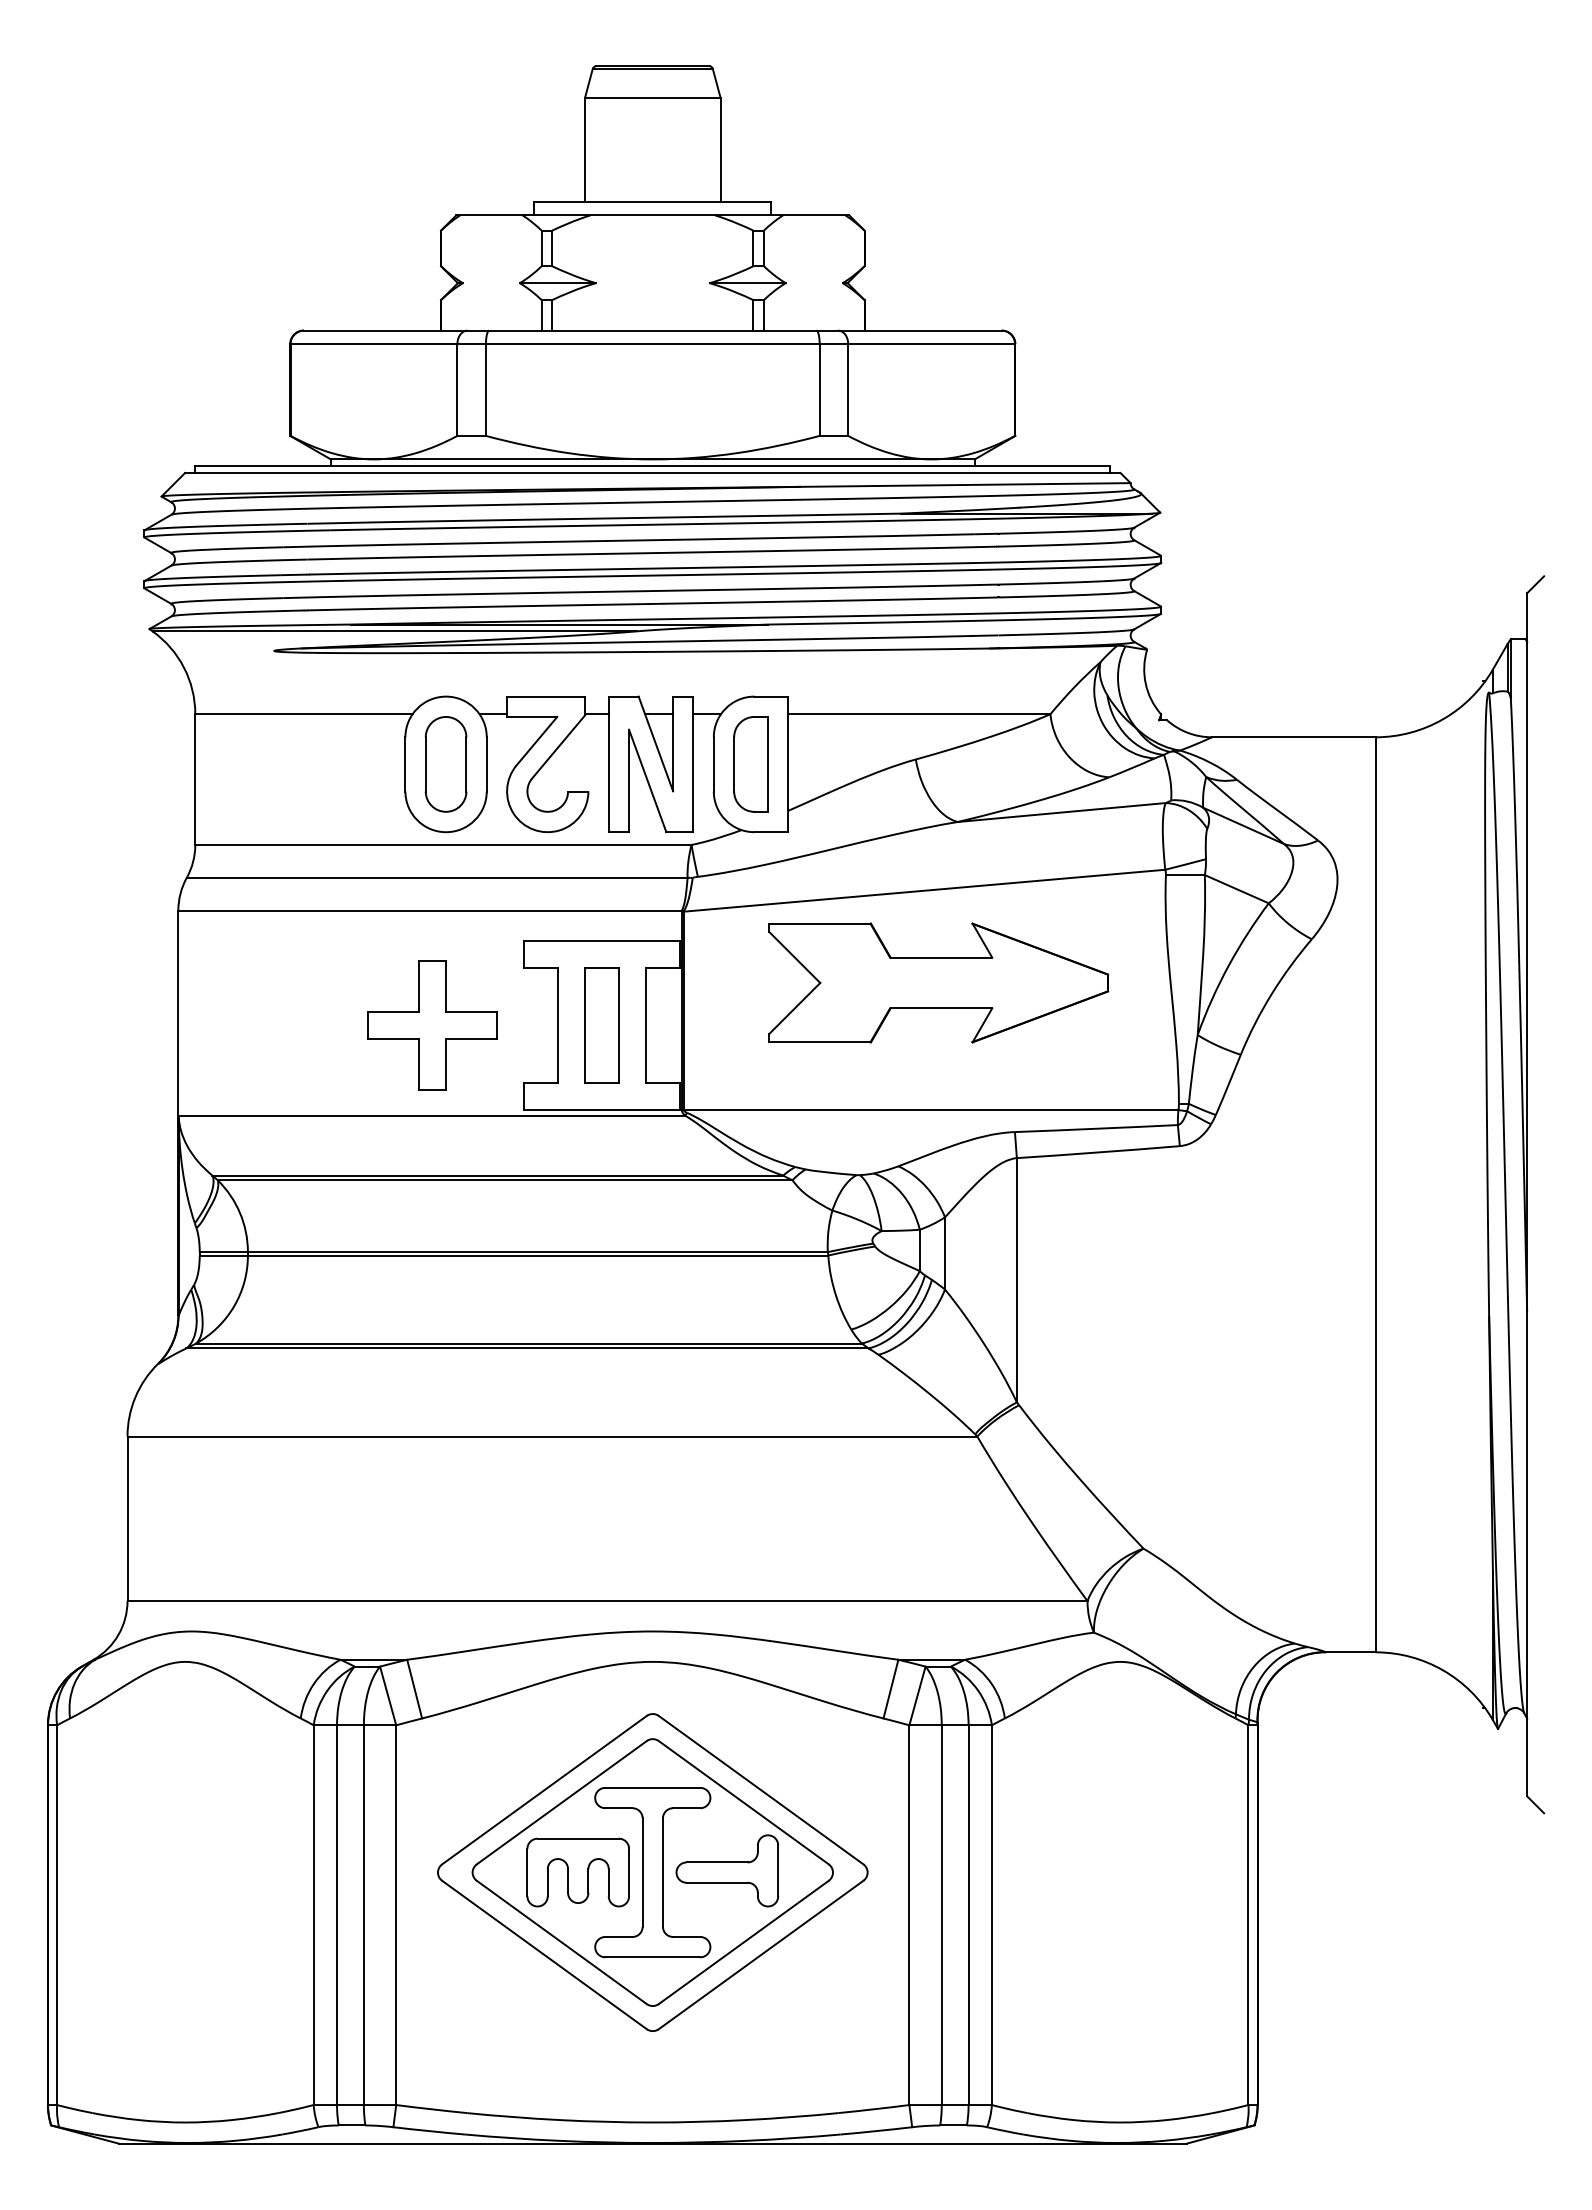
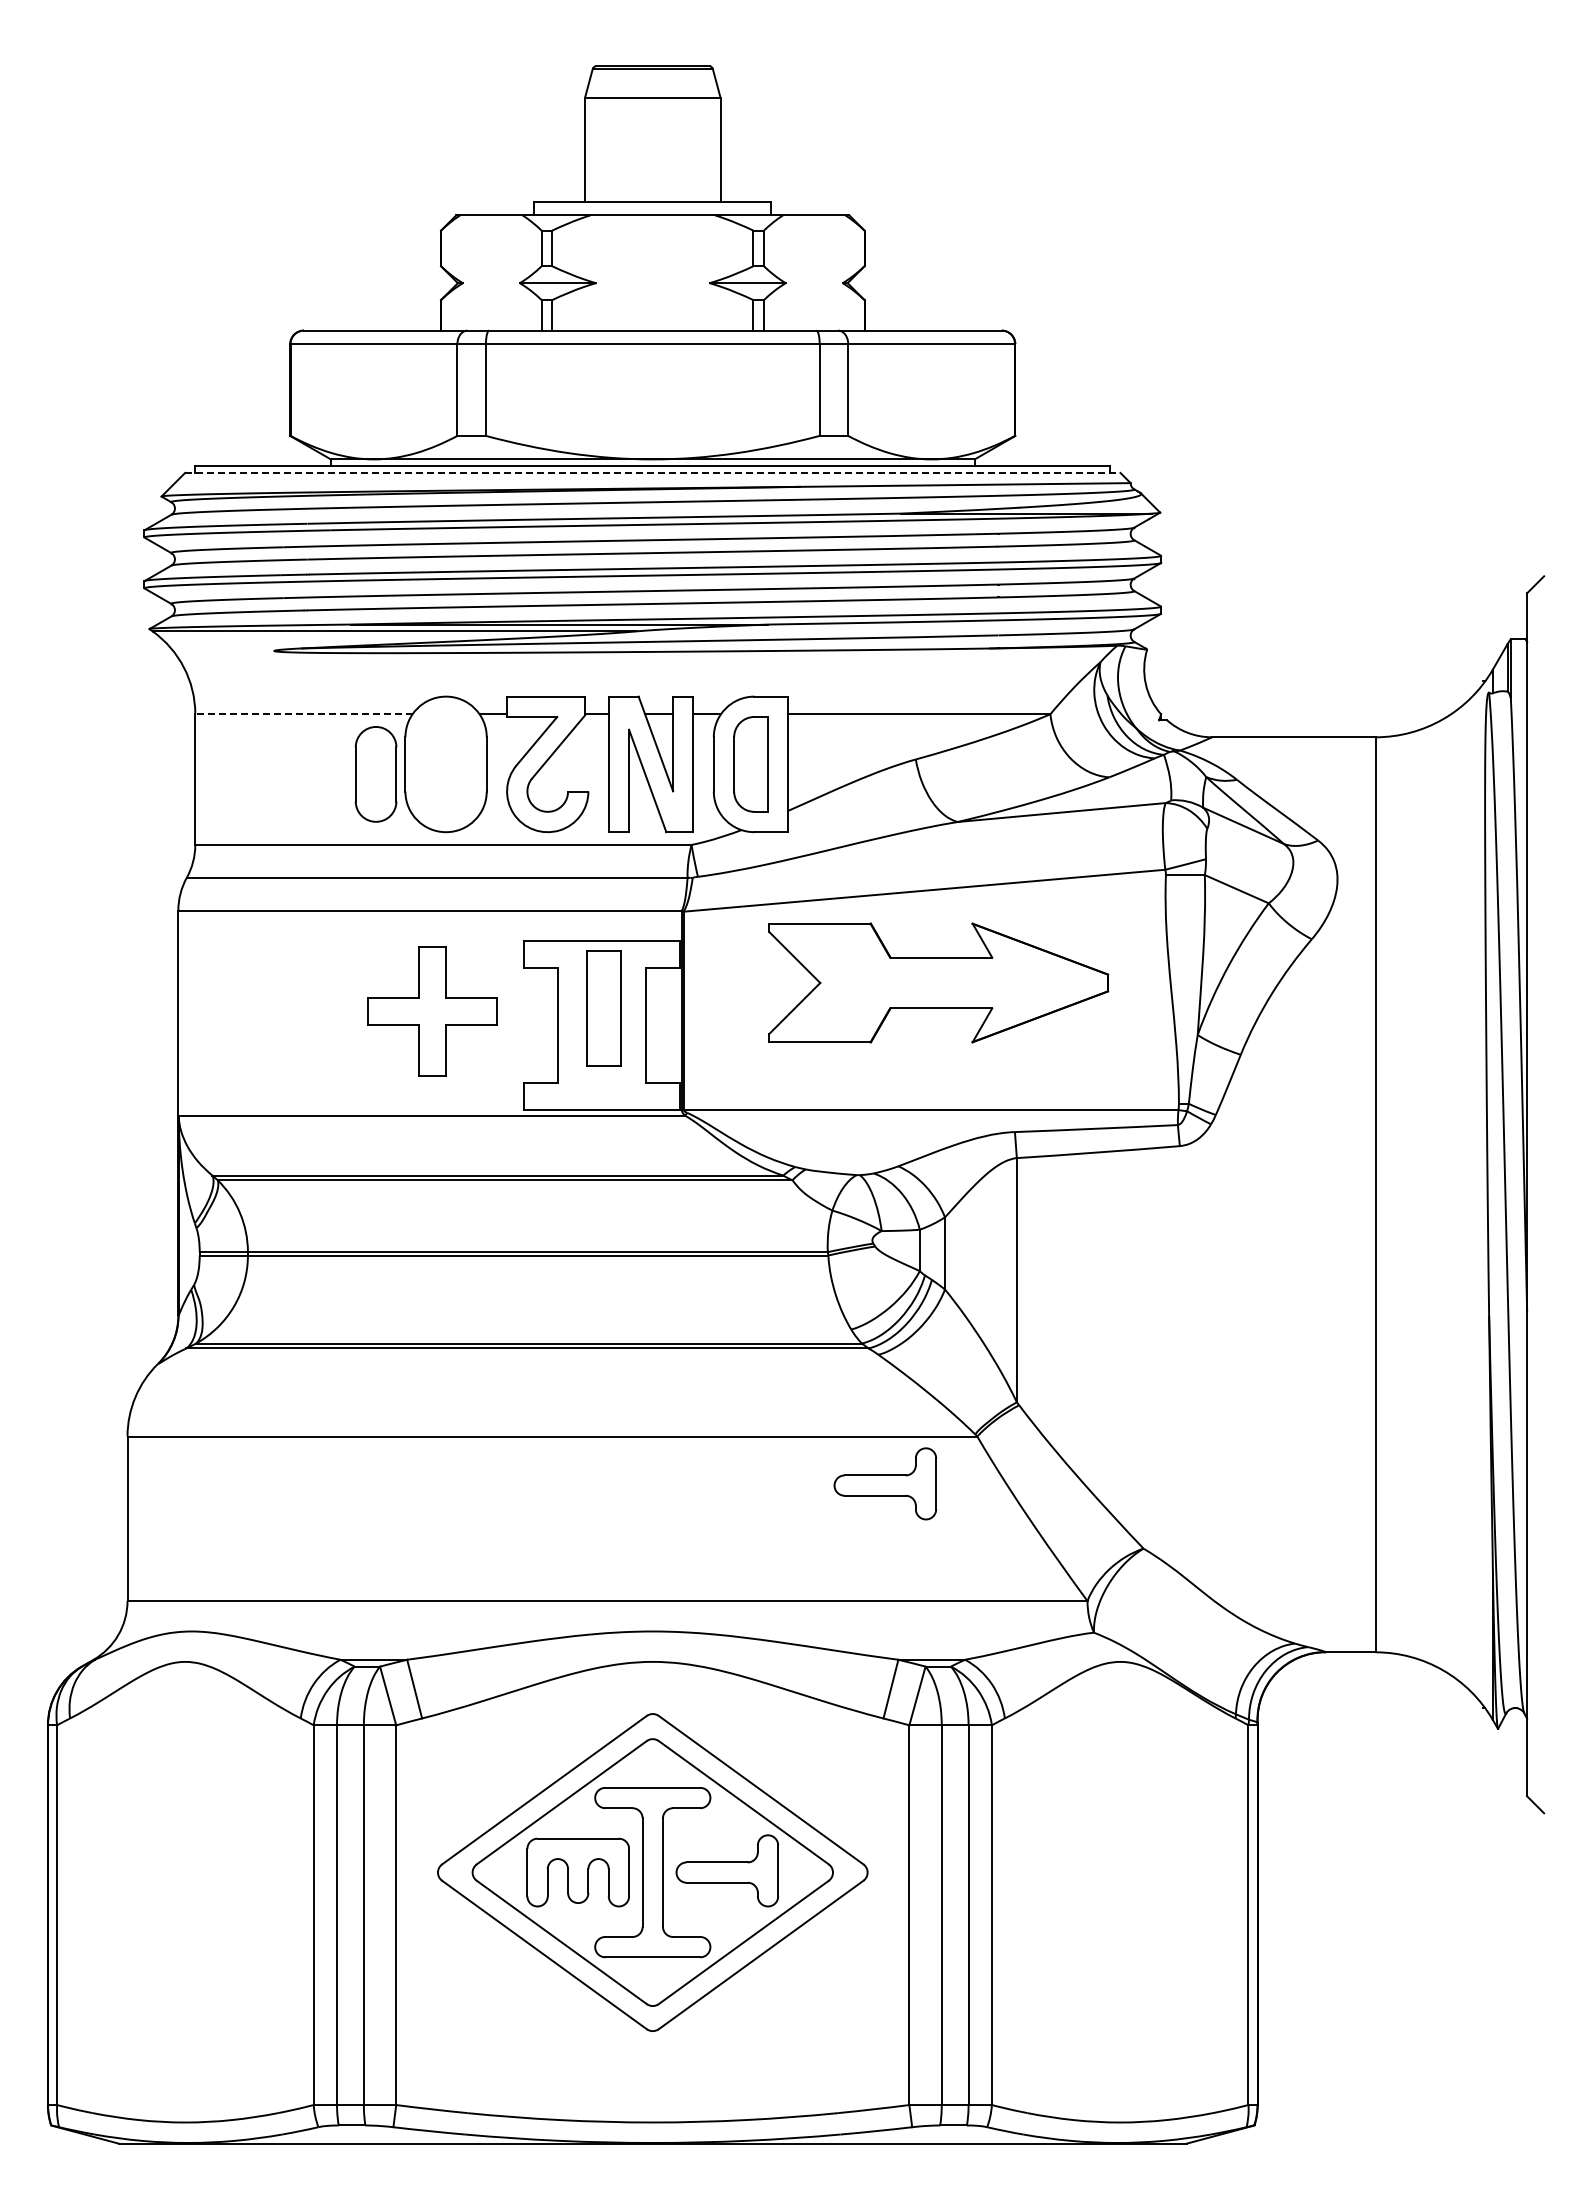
line: solid -> dashed (652, 472)
line: solid -> dashed (303, 714)
part position: (445, 764) -> (375, 774) (375, 774)
part position: (432, 1025) -> (432, 1011) (432, 1011)
part position: (601, 1025) -> (603, 1008) (603, 1008)
part: none -> present (885, 1483)
